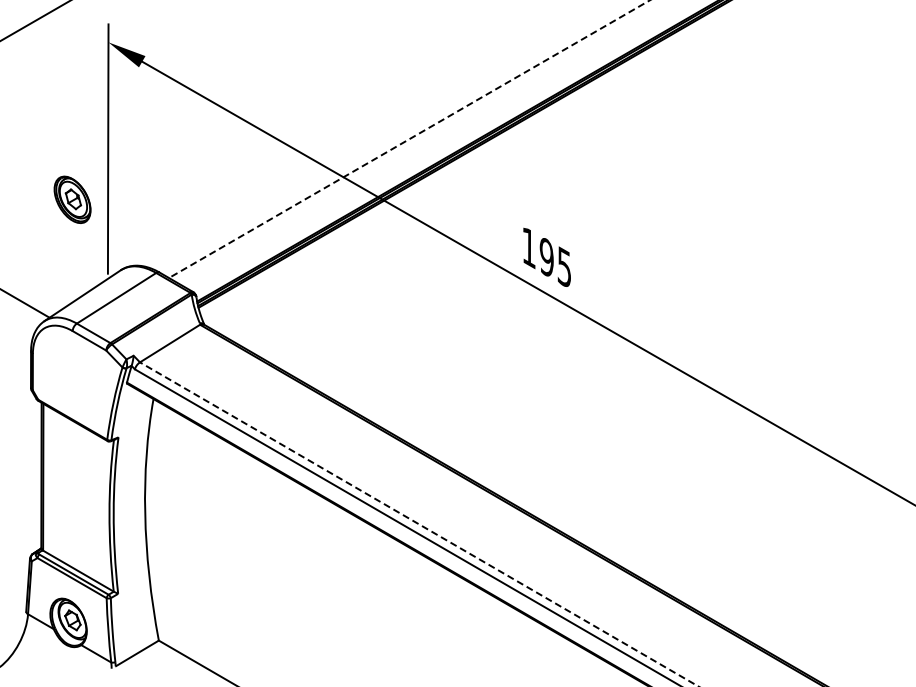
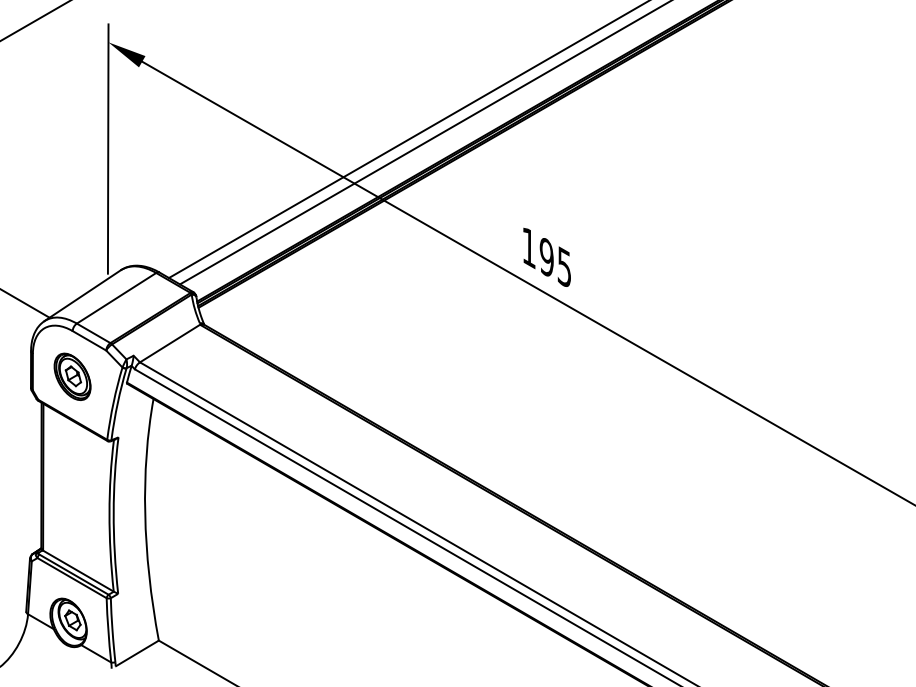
line: dashed -> solid (409, 139)
line: none -> present (424, 143)
part position: (72, 199) -> (72, 376) (72, 376)
line: dashed -> solid (419, 524)
